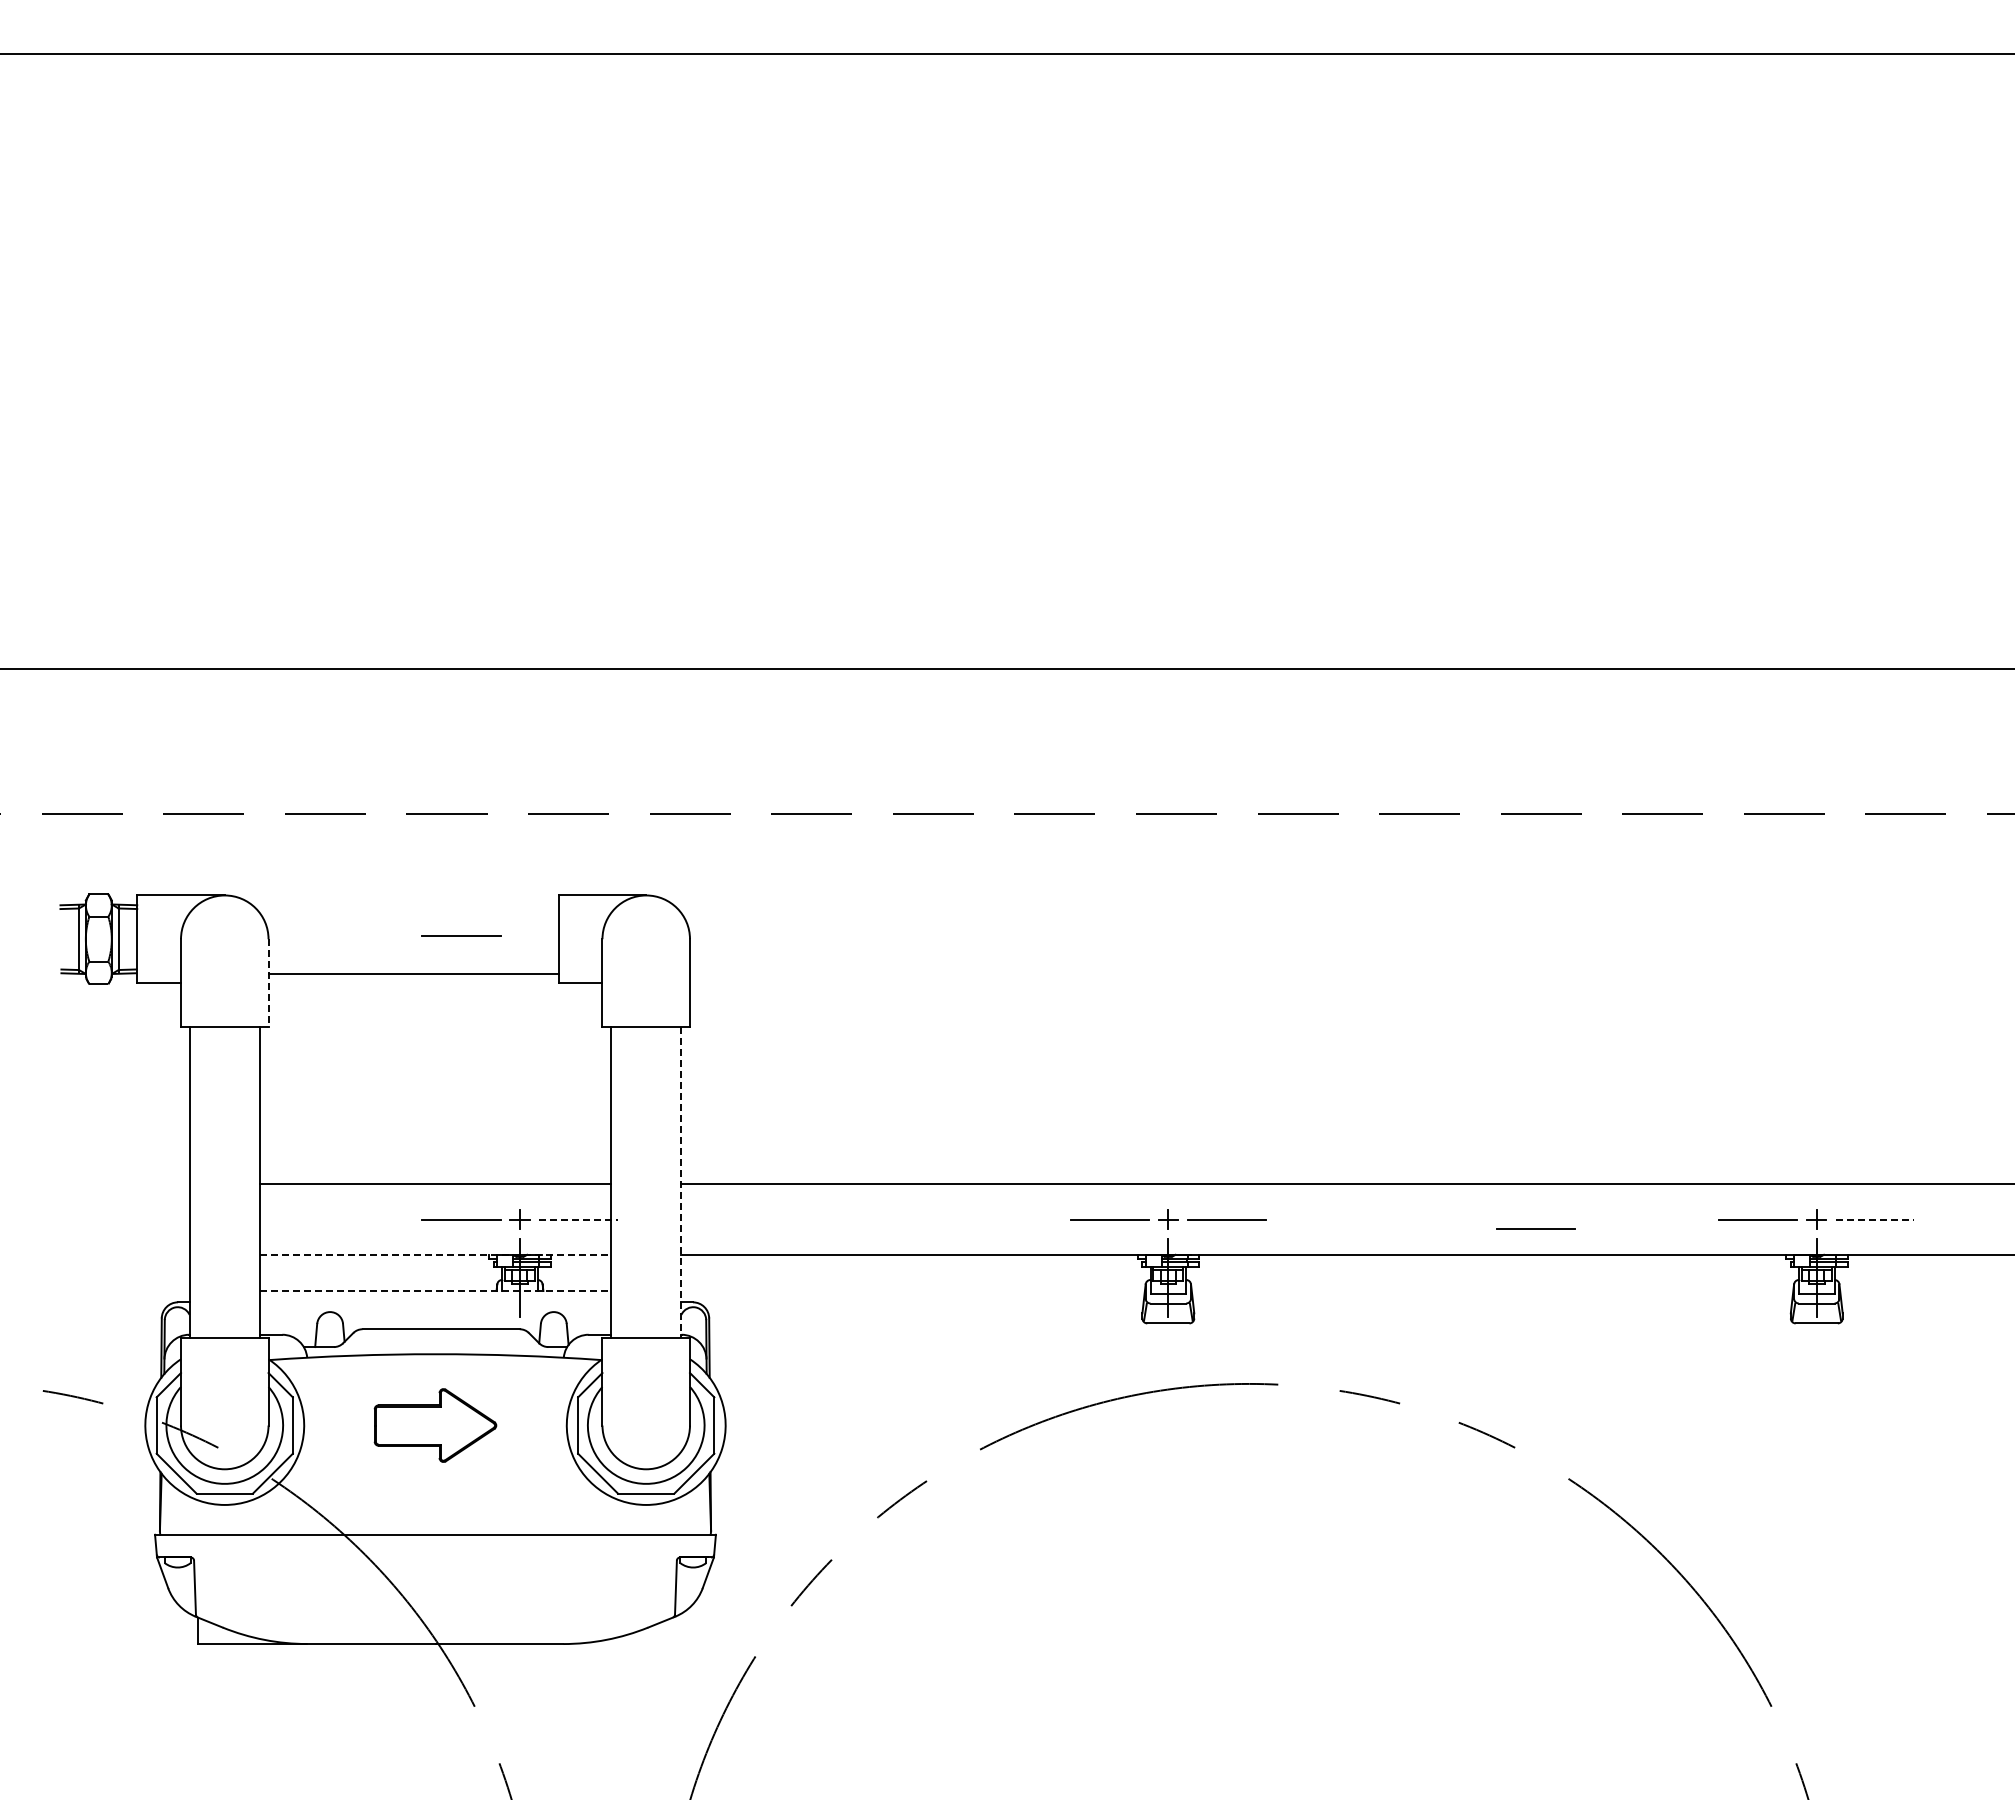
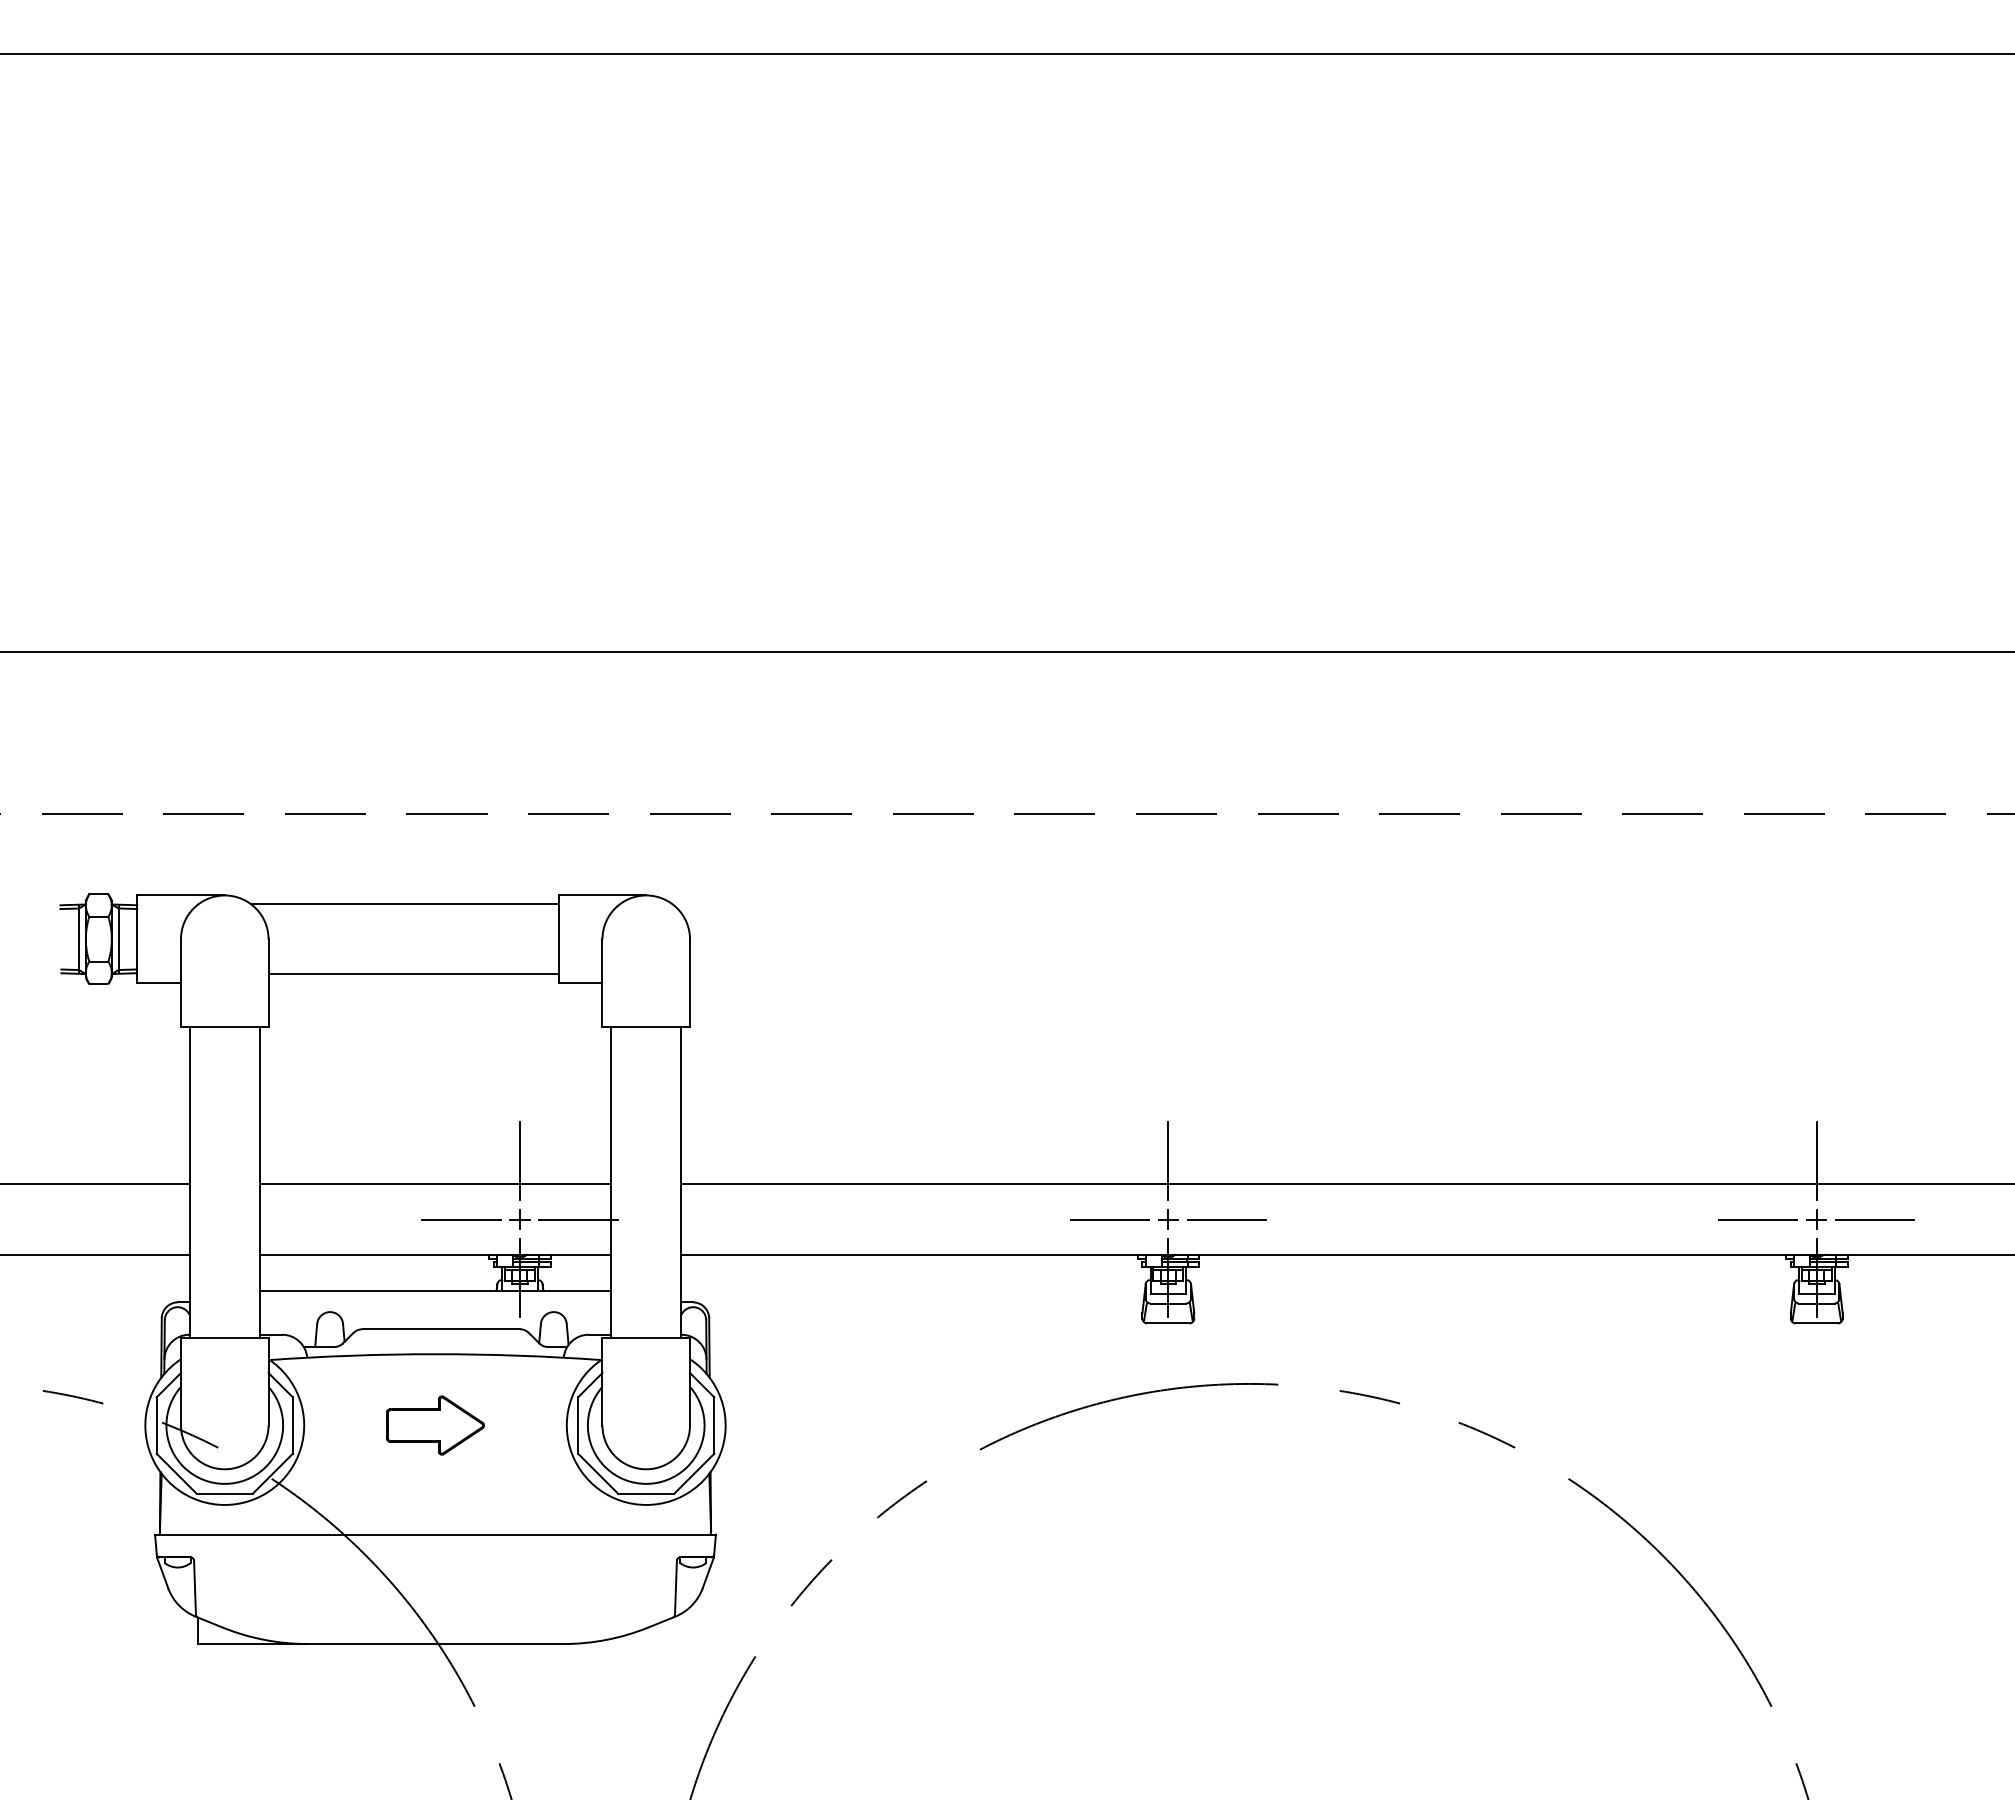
line position: (1006, 669) -> (1006, 652) (1006, 652)
line: none -> present (404, 904)
line: present -> none (461, 935)
line: dashed -> solid (268, 983)
line: none -> present (519, 1161)
line: none -> present (1168, 1161)
line: none -> present (1816, 1161)
line: dashed -> solid (681, 1182)
line: none -> present (95, 1184)
line: dashed -> solid (579, 1219)
line: dashed -> solid (1875, 1219)
line: present -> none (1535, 1228)
line: none -> present (95, 1254)
line: dashed -> solid (435, 1254)
line: dashed -> solid (435, 1291)
part size: 125x75 px -> 99x61 px (435, 1425)
